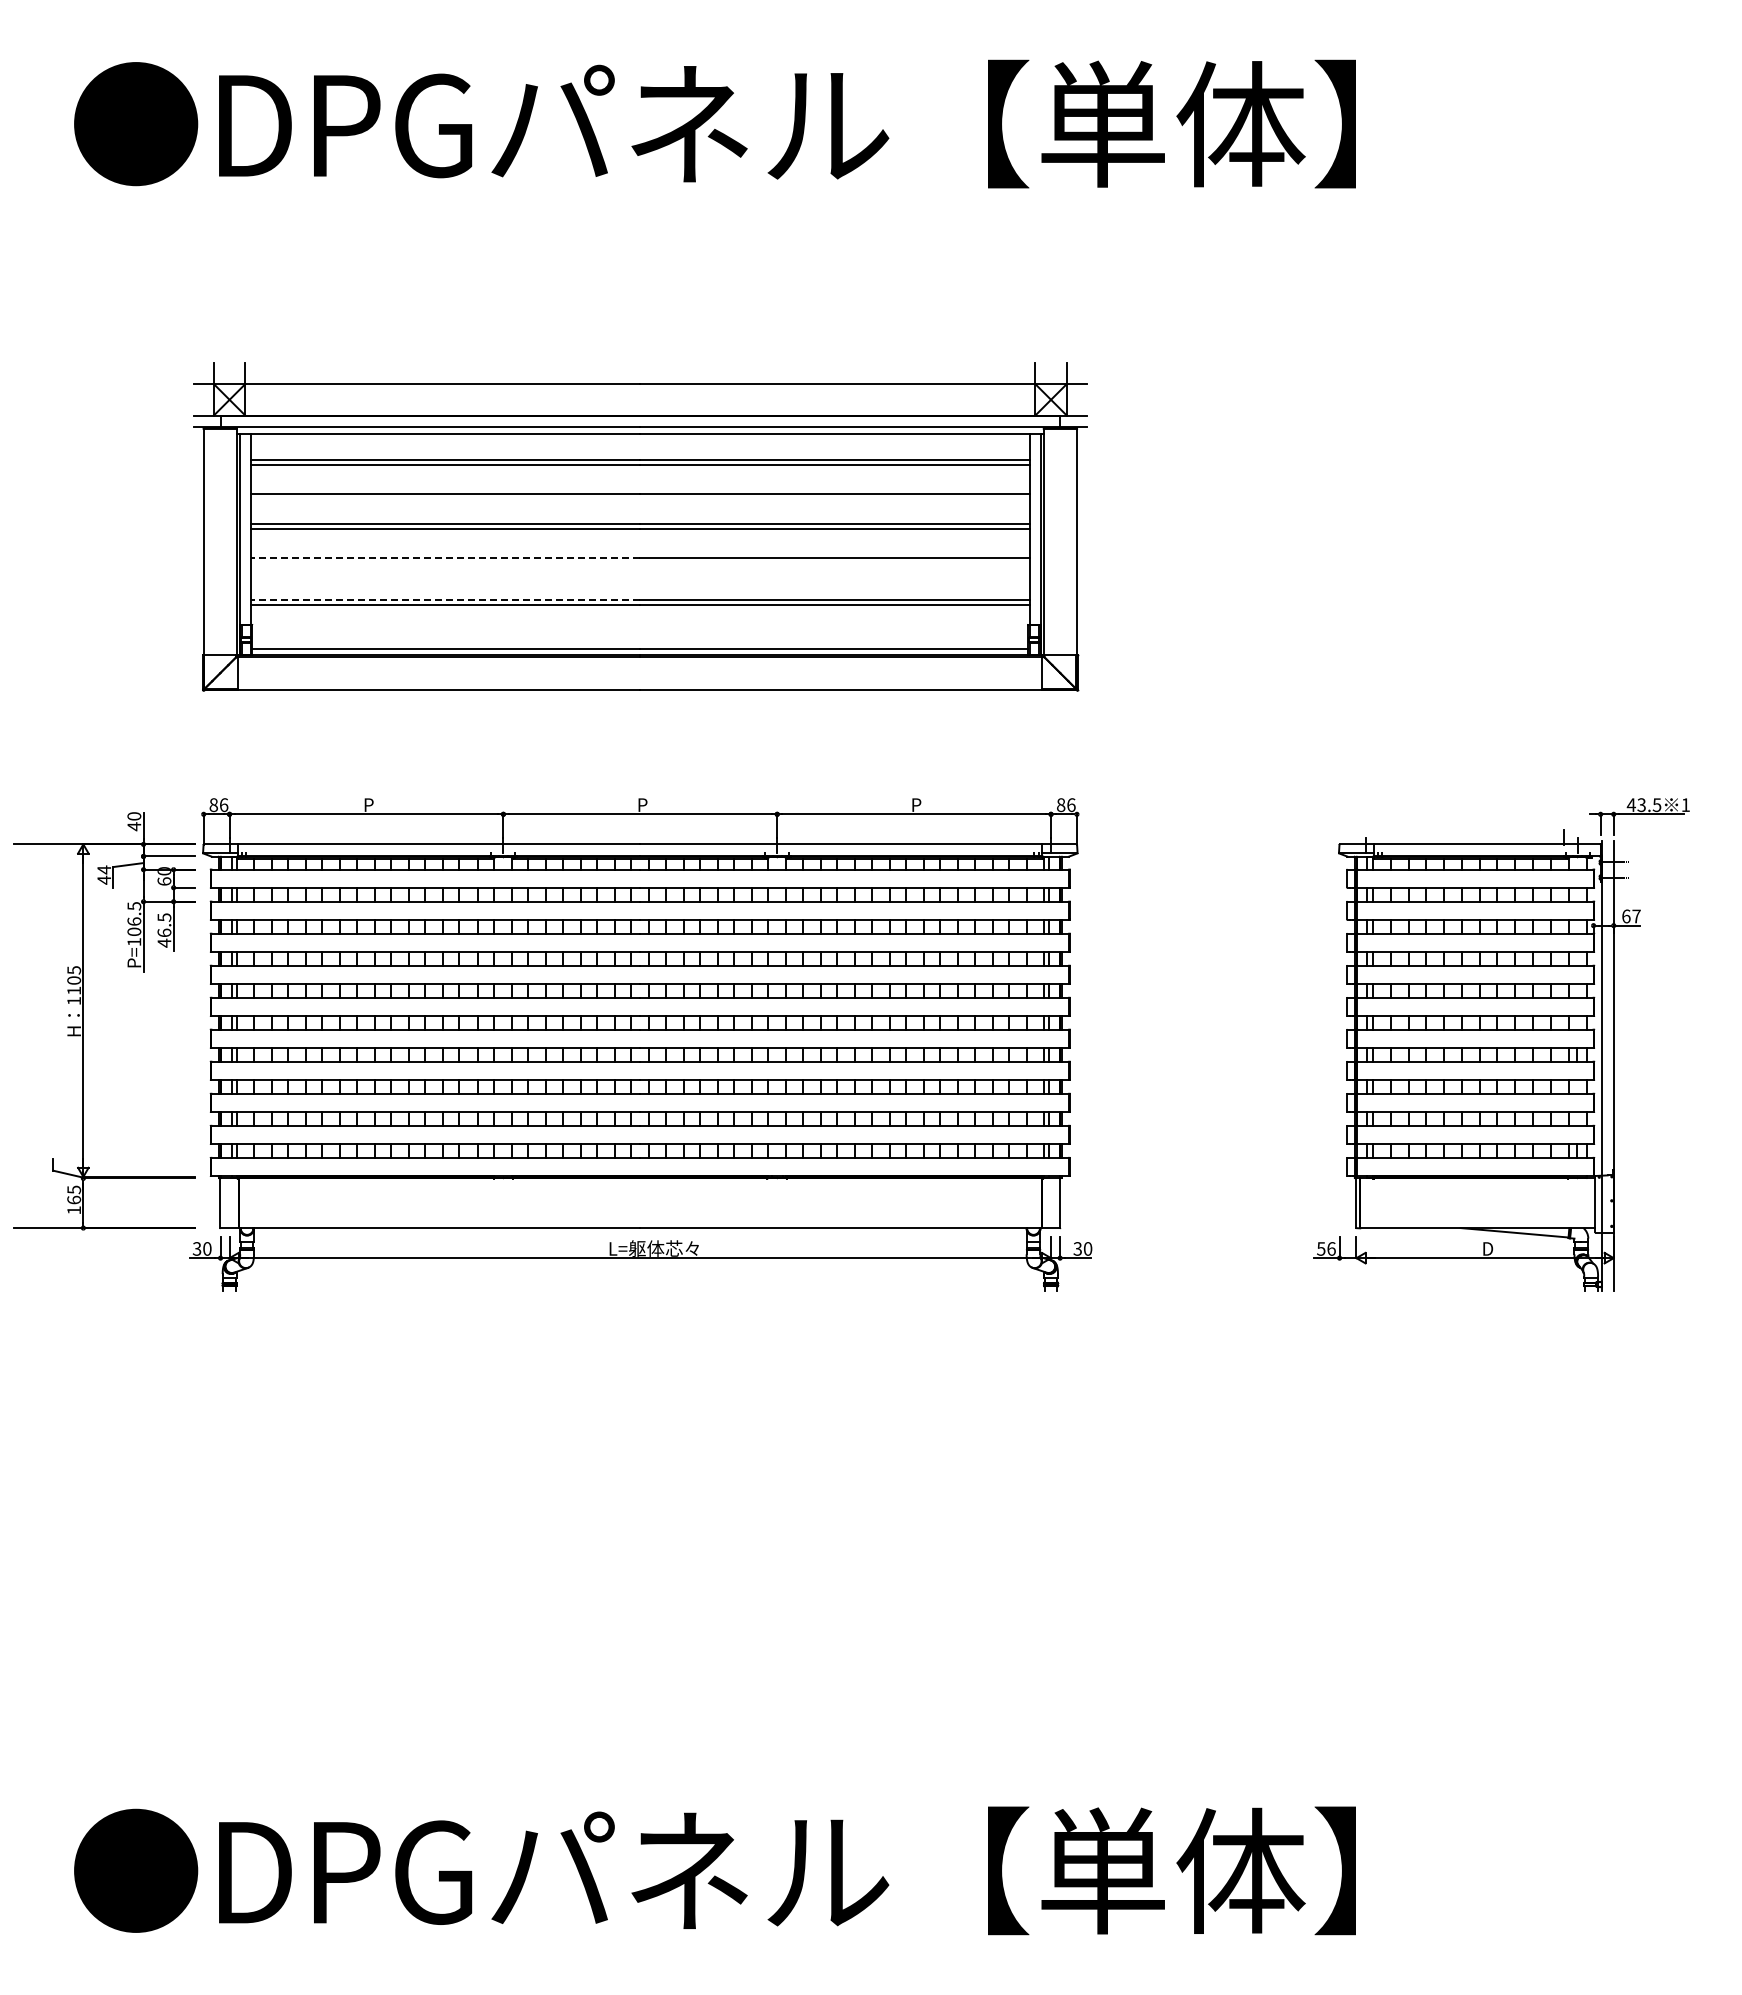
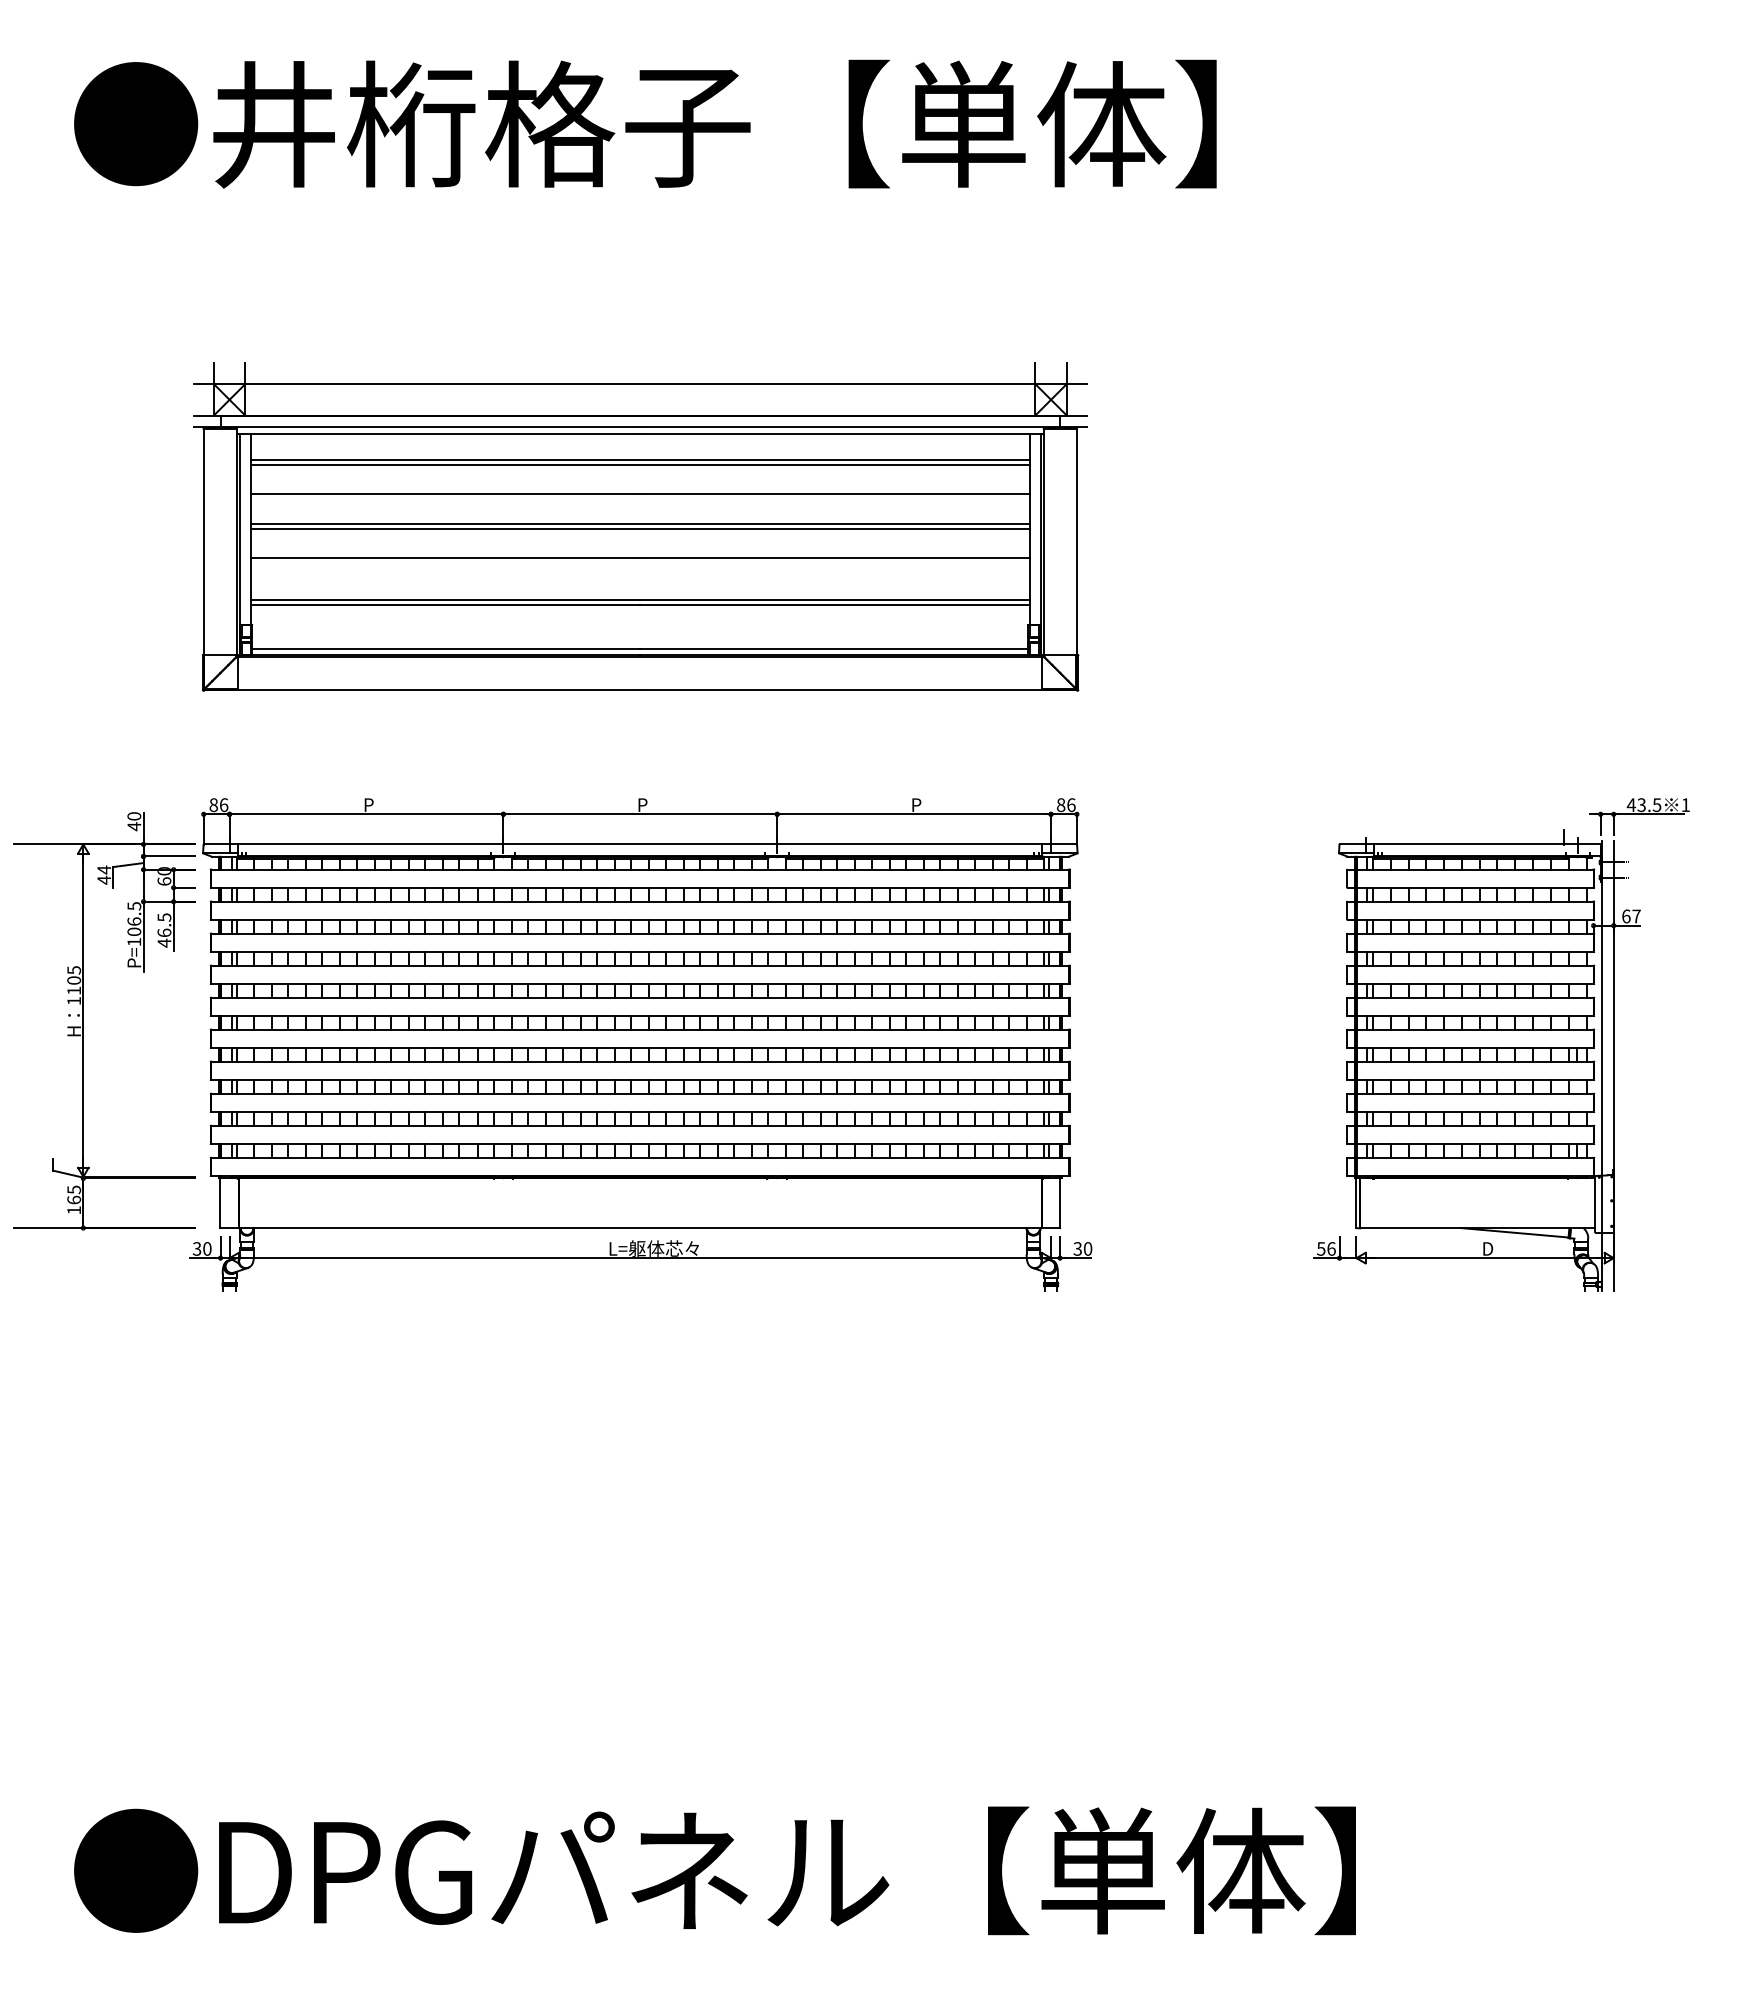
text: ●DPGパネル【単体】 -> ●井桁格子【単体】 (784, 123)
line: dashed -> solid (445, 558)
line: dashed -> solid (445, 600)
